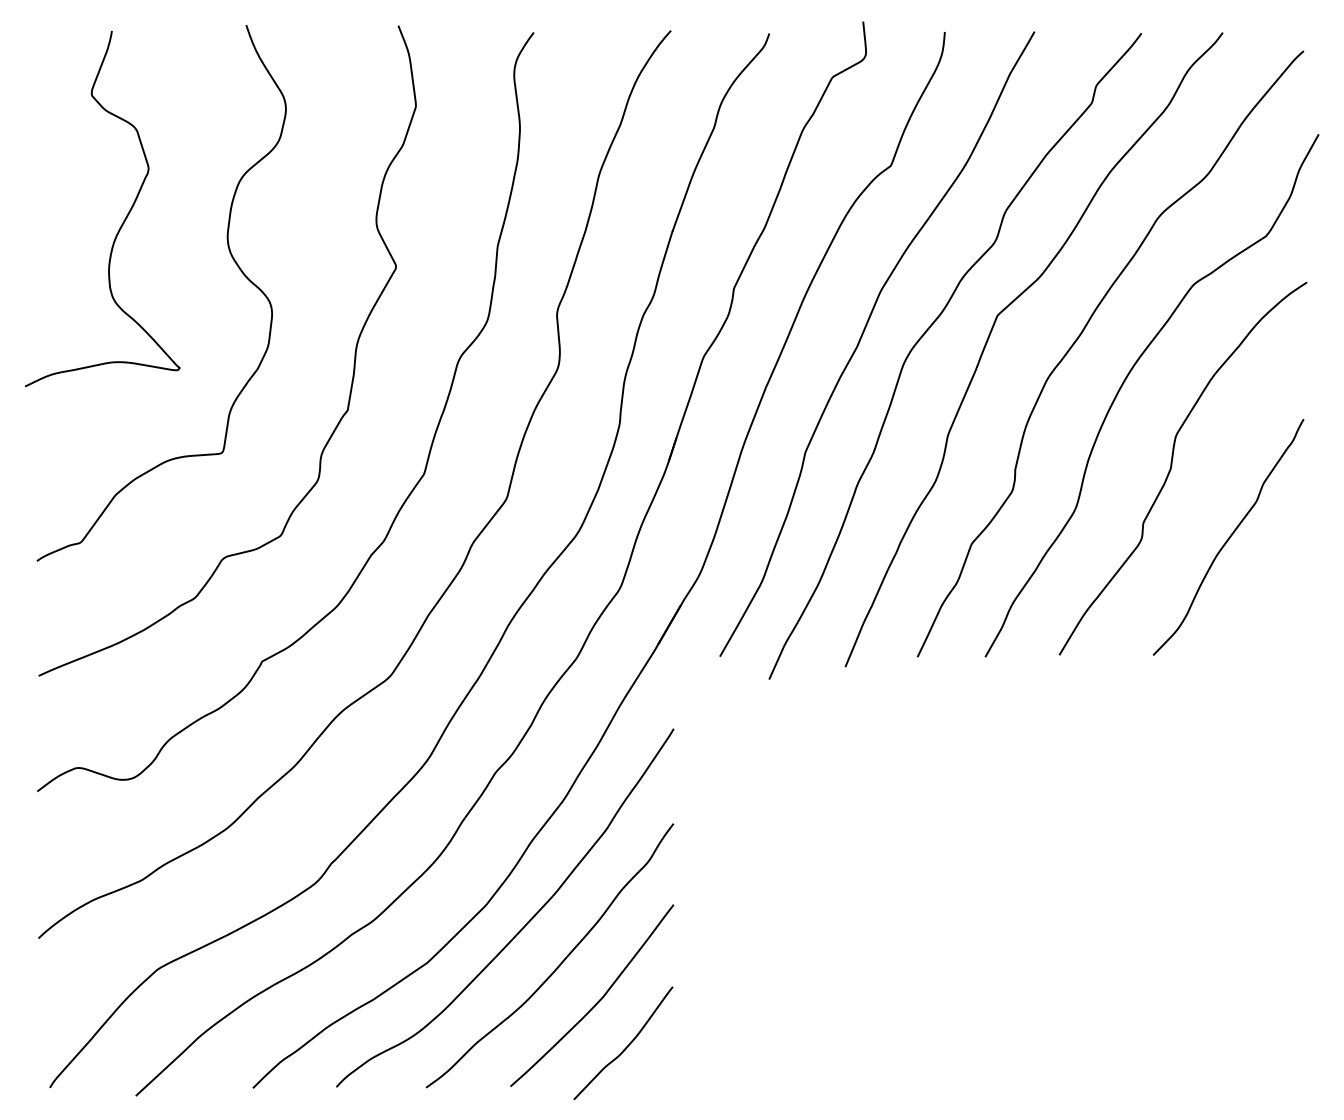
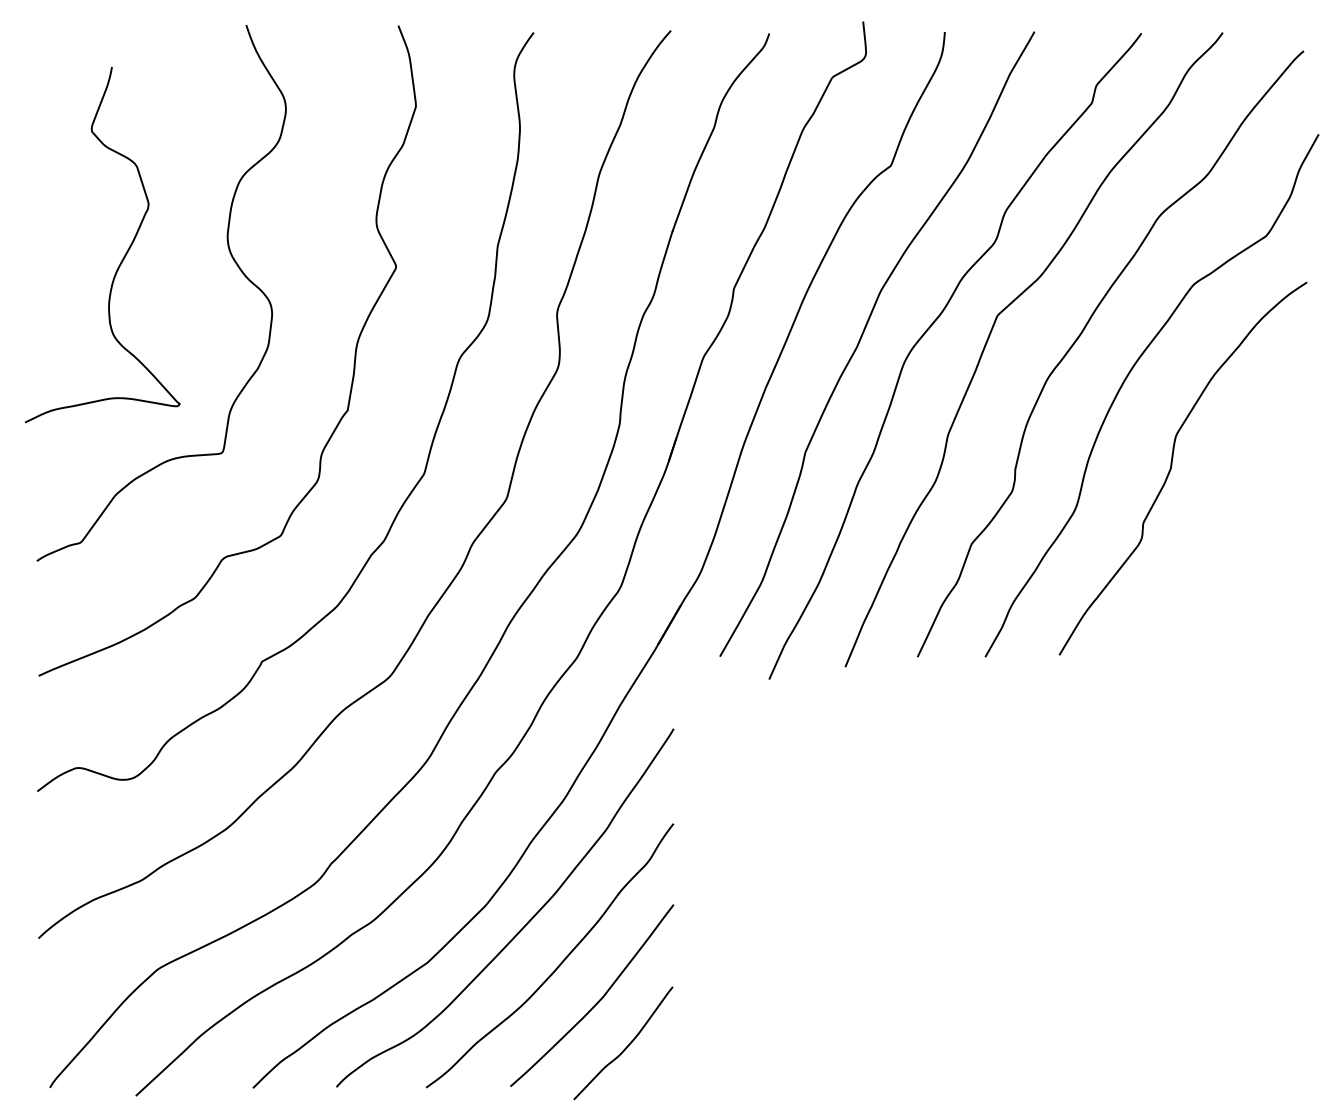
curve position: (124, 218) -> (124, 254) (124, 254)
curve: present -> none (1228, 537)
